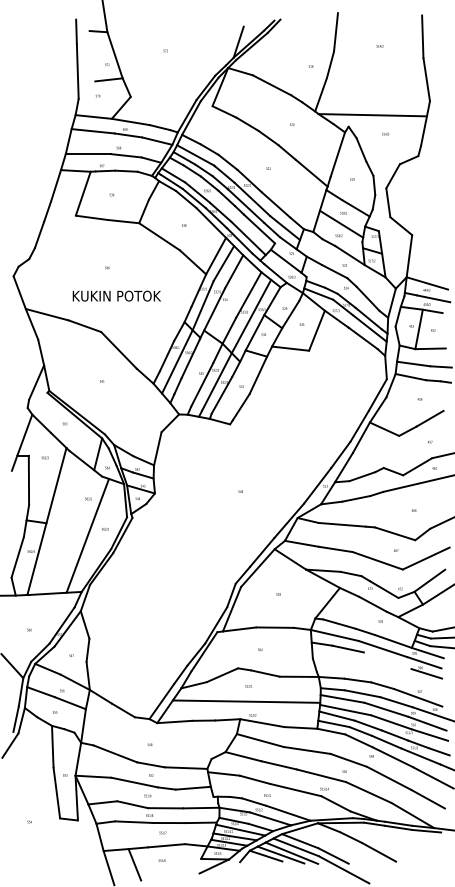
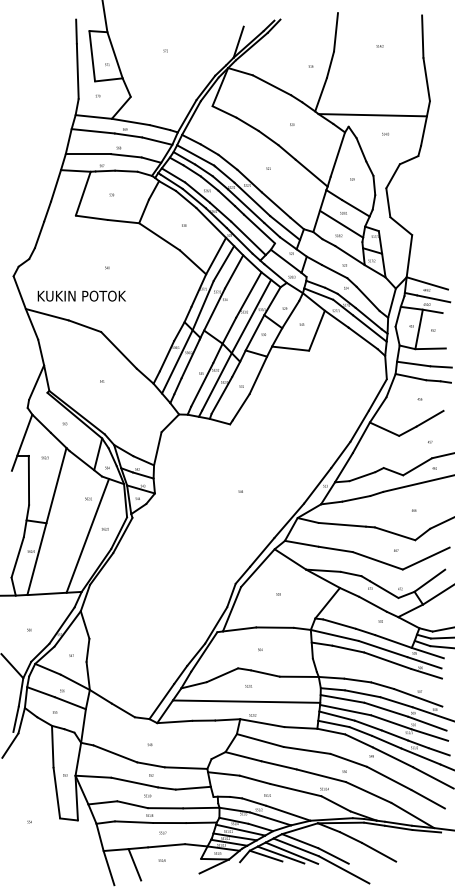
line: none -> present (92, 56)
text position: (116, 295) -> (81, 295) (81, 295)
line: none -> present (387, 660)
